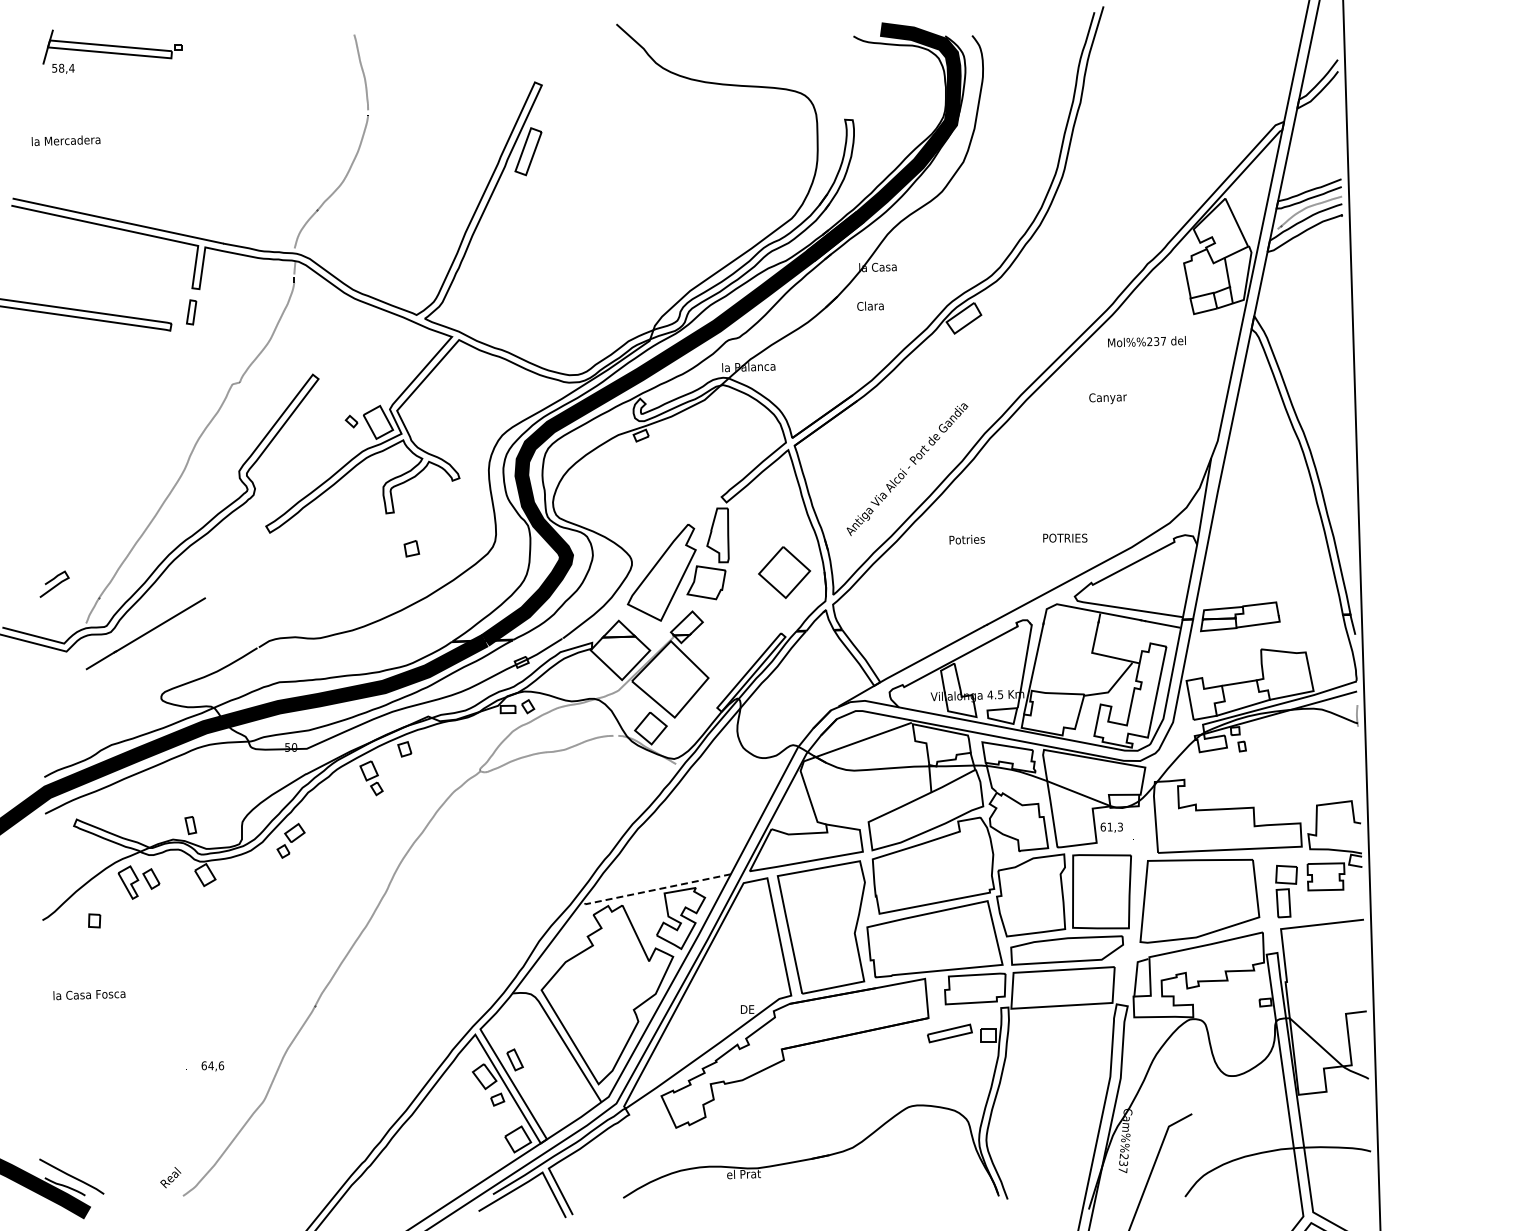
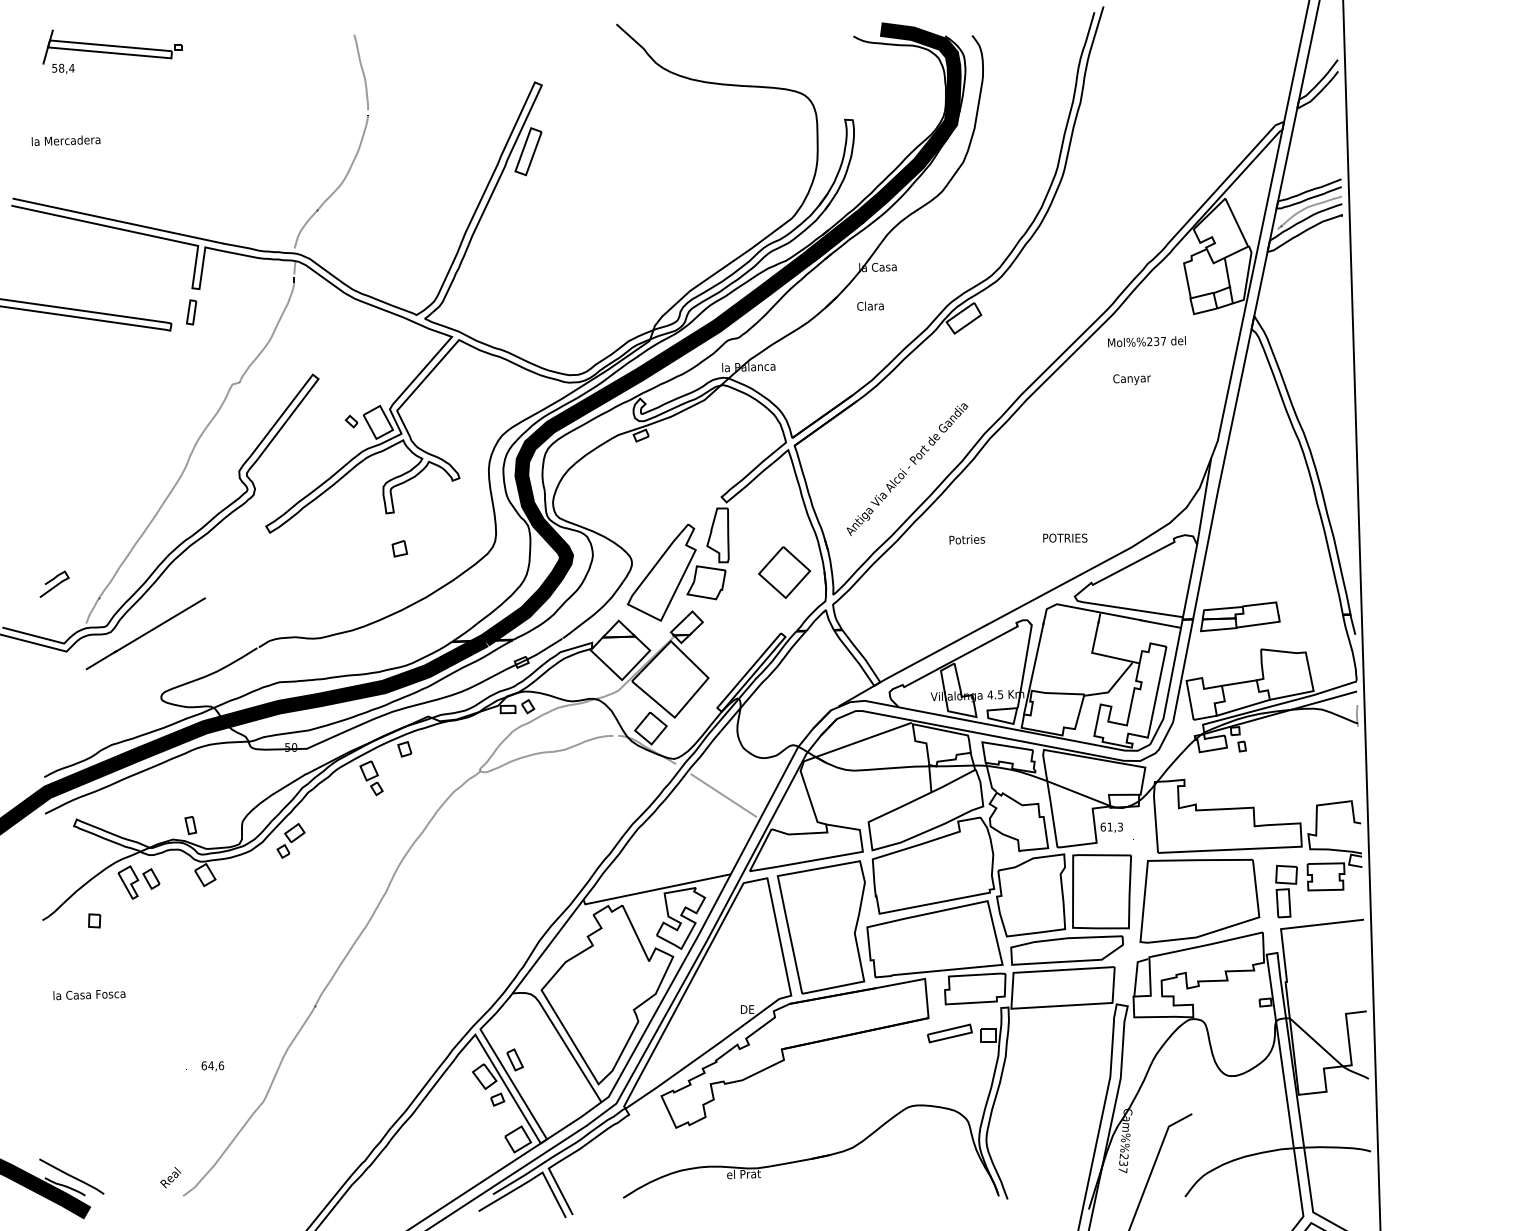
text position: (1107, 398) -> (1131, 379) (1131, 379)
part position: (411, 548) -> (399, 548) (399, 548)
line: none -> present (723, 795)
line: dashed -> solid (654, 889)
